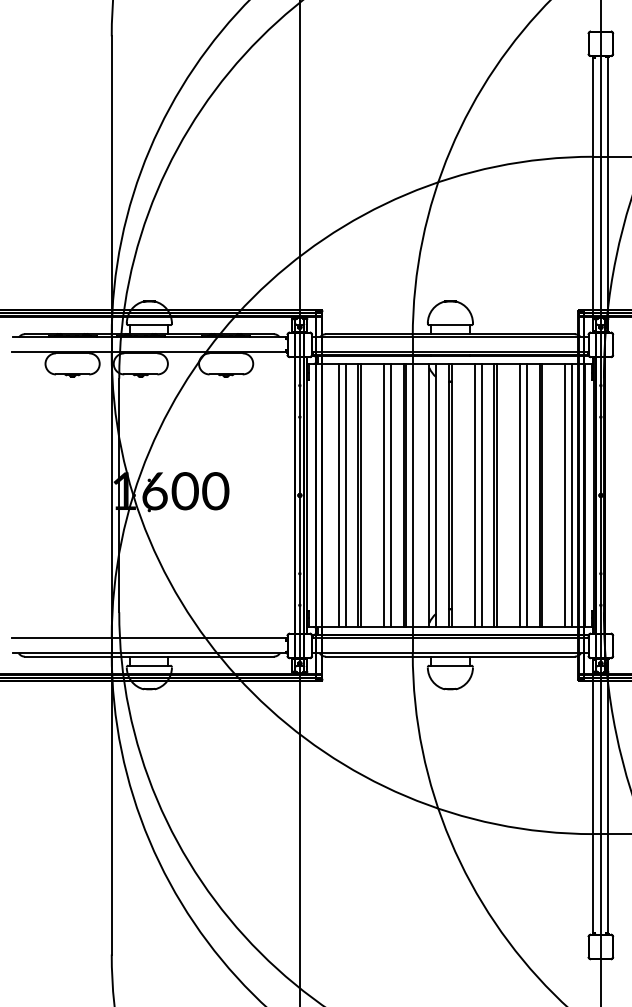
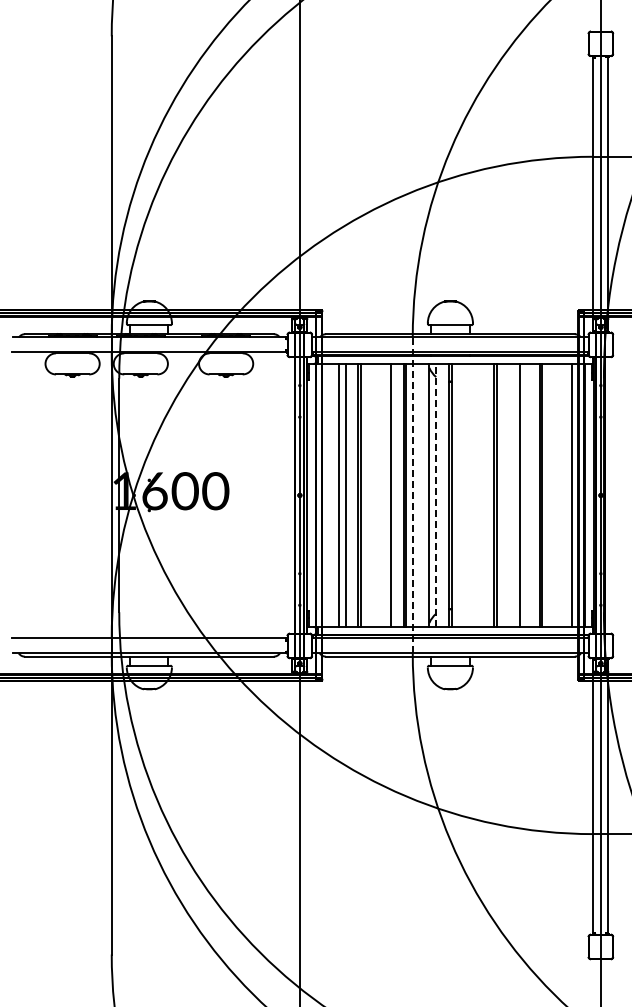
line: solid -> dashed (412, 494)
line: present -> none (384, 495)
line: solid -> dashed (436, 495)
line: present -> none (474, 495)
line: present -> none (481, 495)
line: present -> none (526, 495)
line: present -> none (565, 495)
